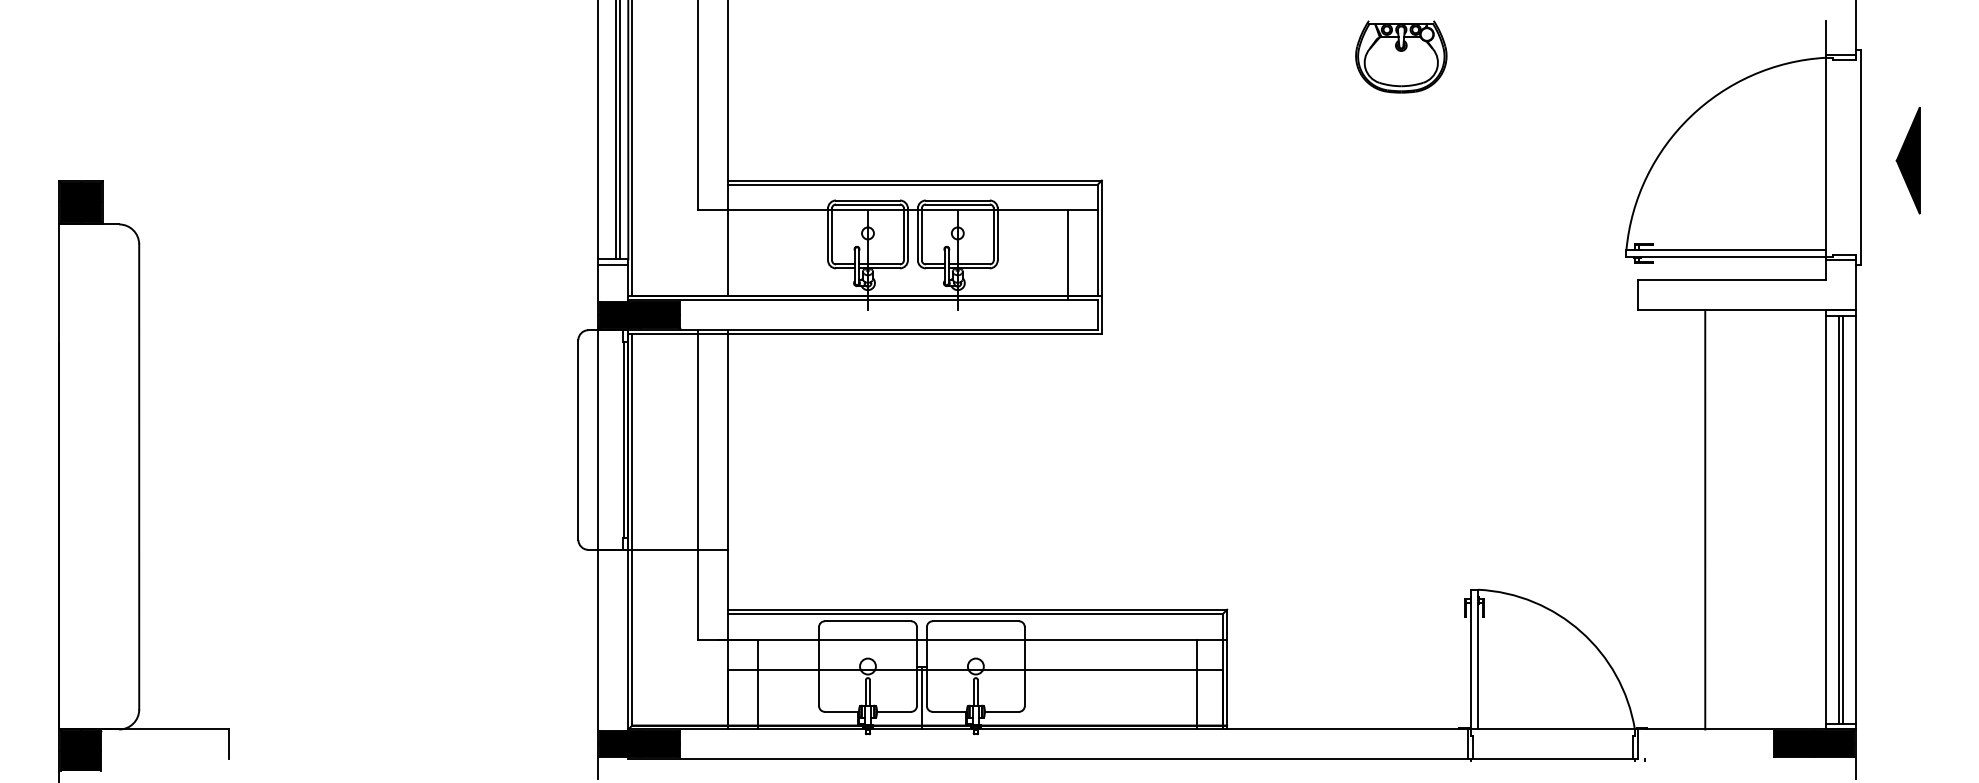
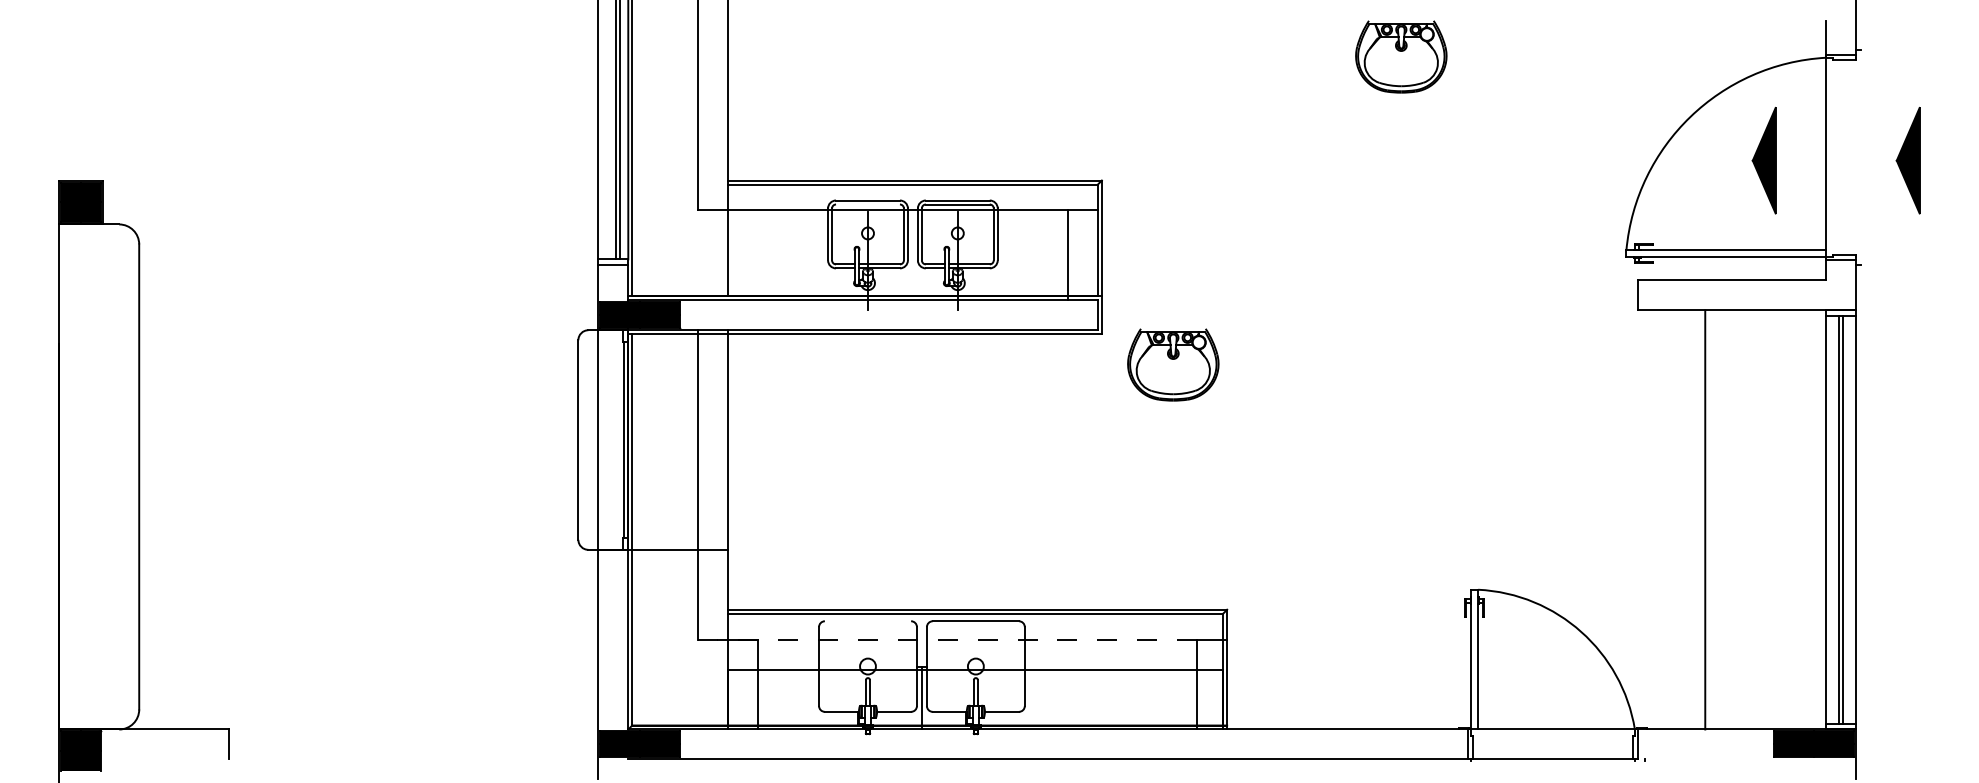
line: present -> none (1860, 157)
part: none -> present (1763, 160)
line: present -> none (867, 204)
part: none -> present (1173, 364)
line: present -> none (867, 621)
line: solid -> dashed (947, 639)
